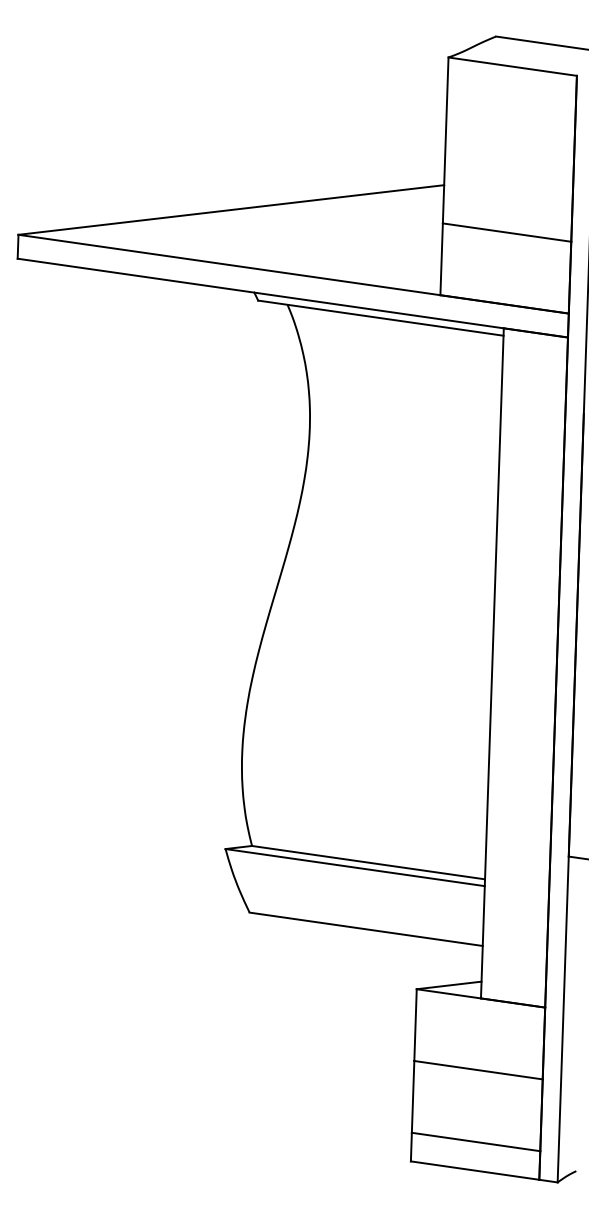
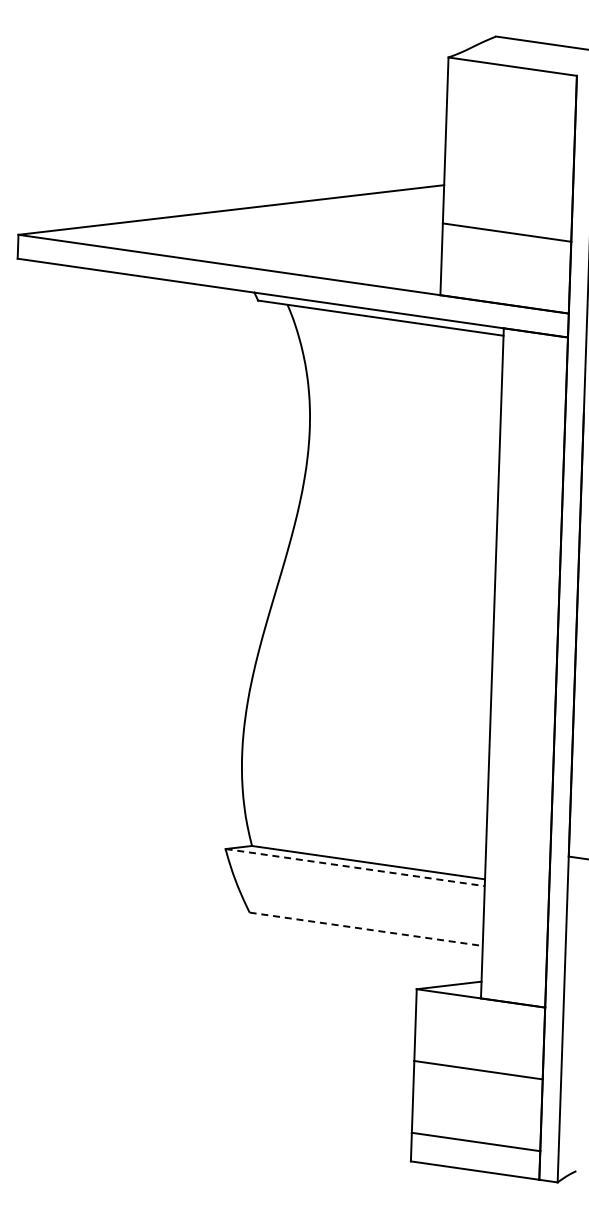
line: solid -> dashed (355, 867)
line: solid -> dashed (366, 929)
